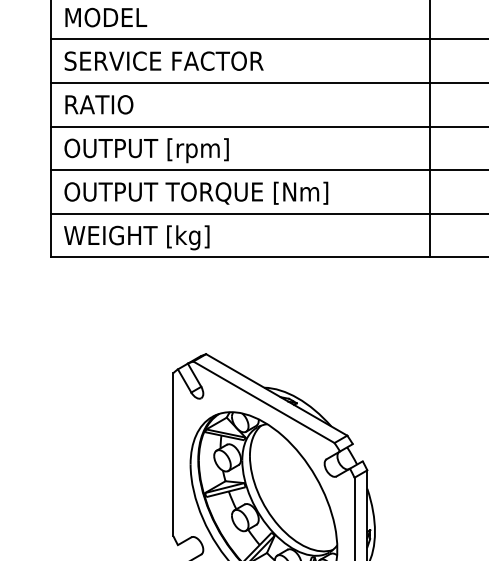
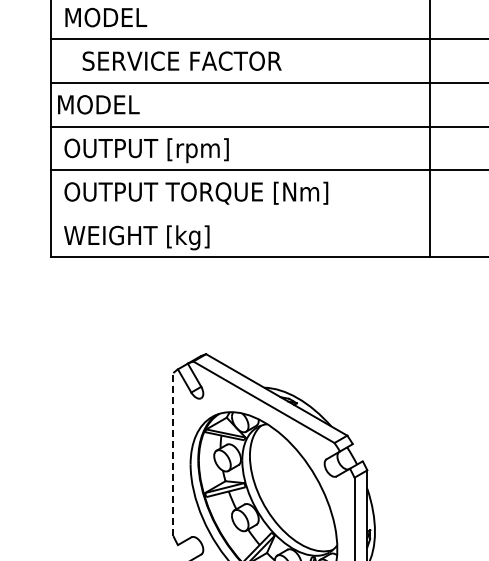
text position: (163, 60) -> (181, 60) (181, 60)
text: RATIO -> MODEL (98, 104)
line: present -> none (268, 213)
line: solid -> dashed (173, 454)
